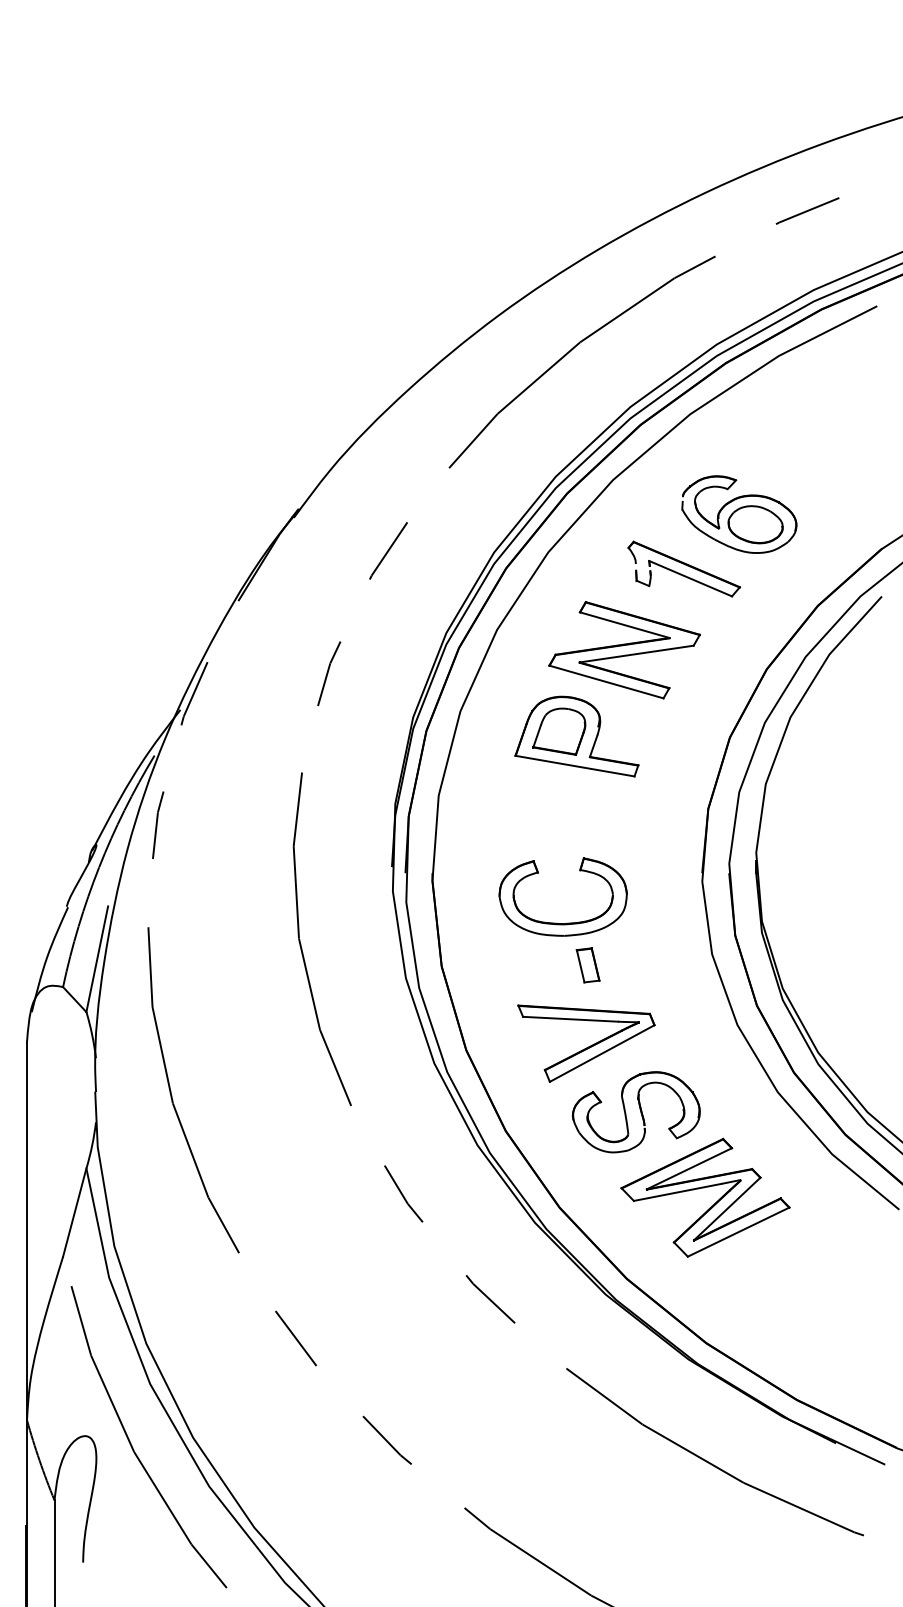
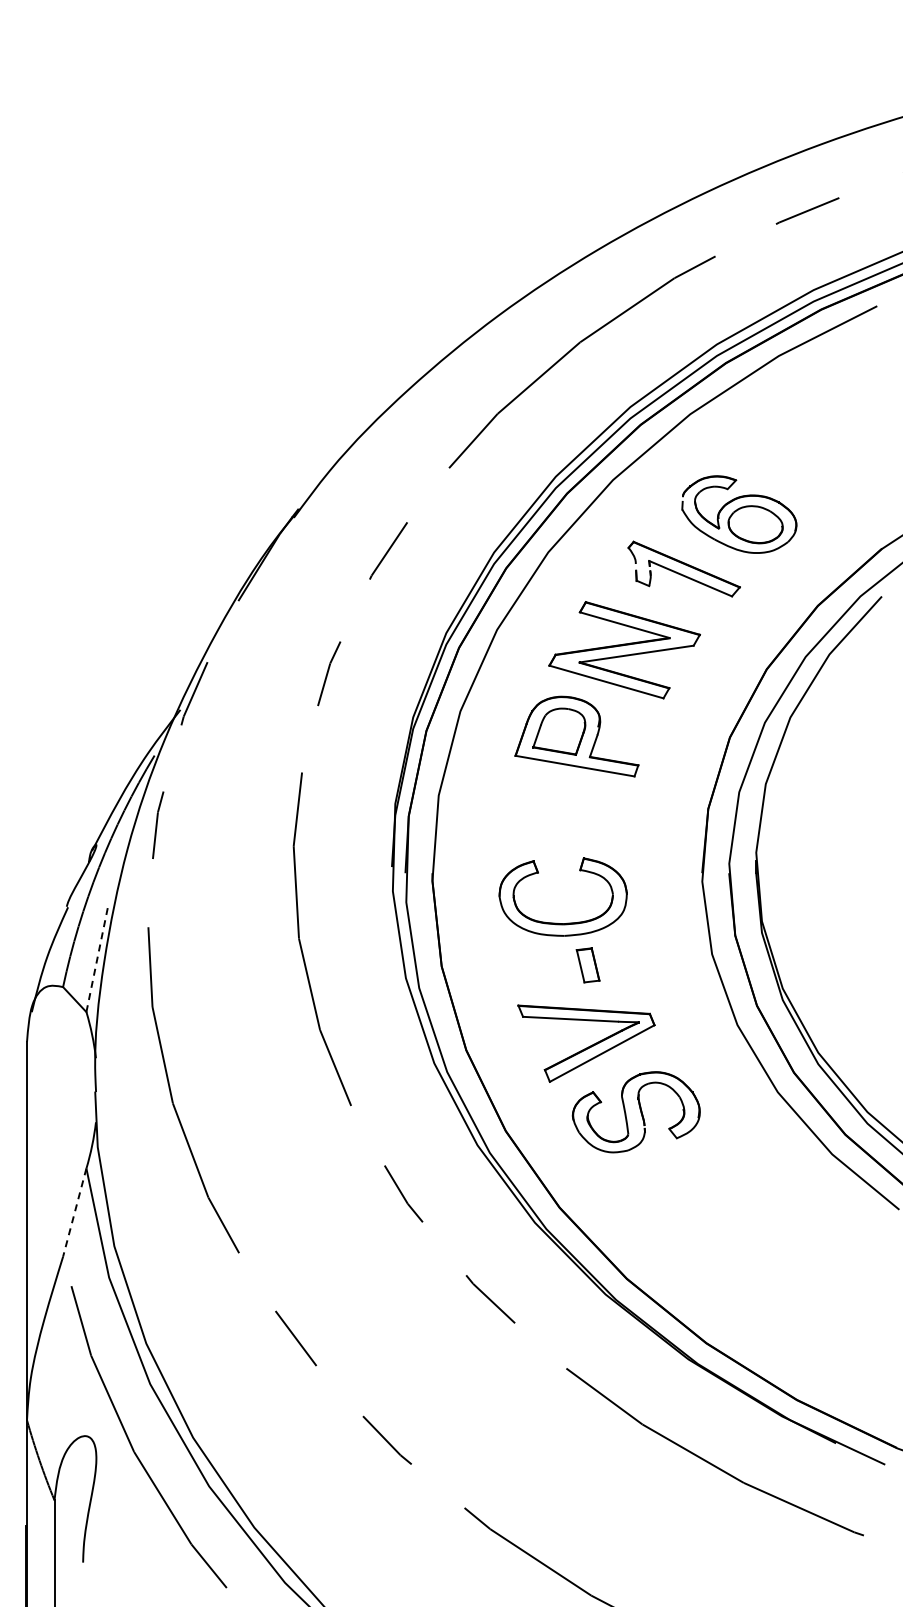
line: solid -> dashed (97, 959)
part: present -> none (704, 1188)
line: solid -> dashed (74, 1212)
